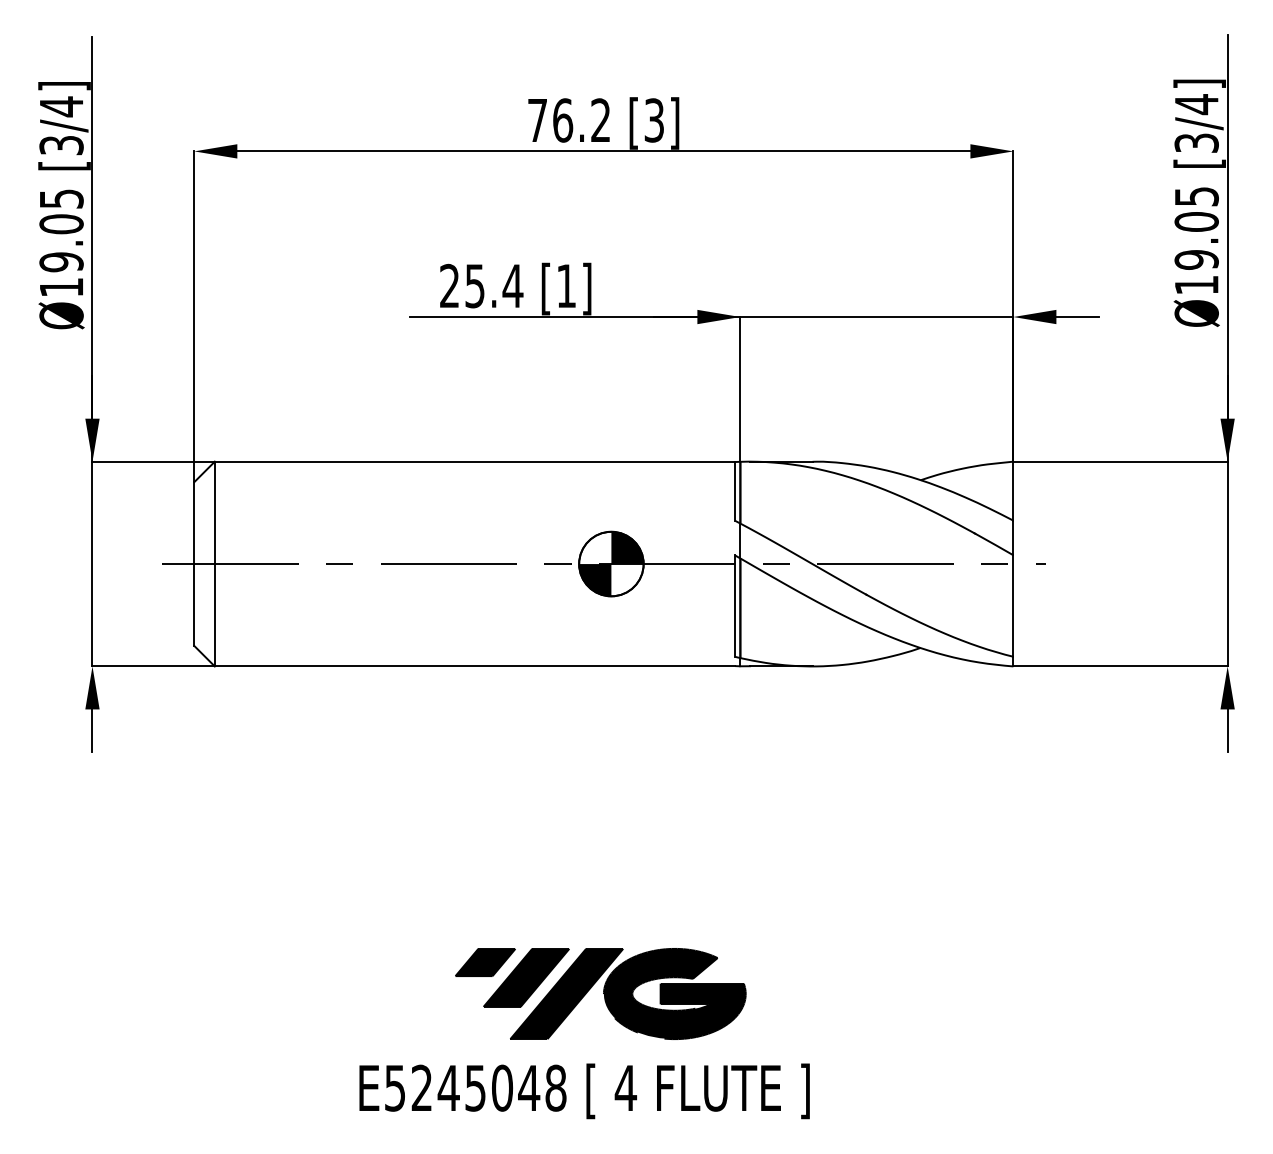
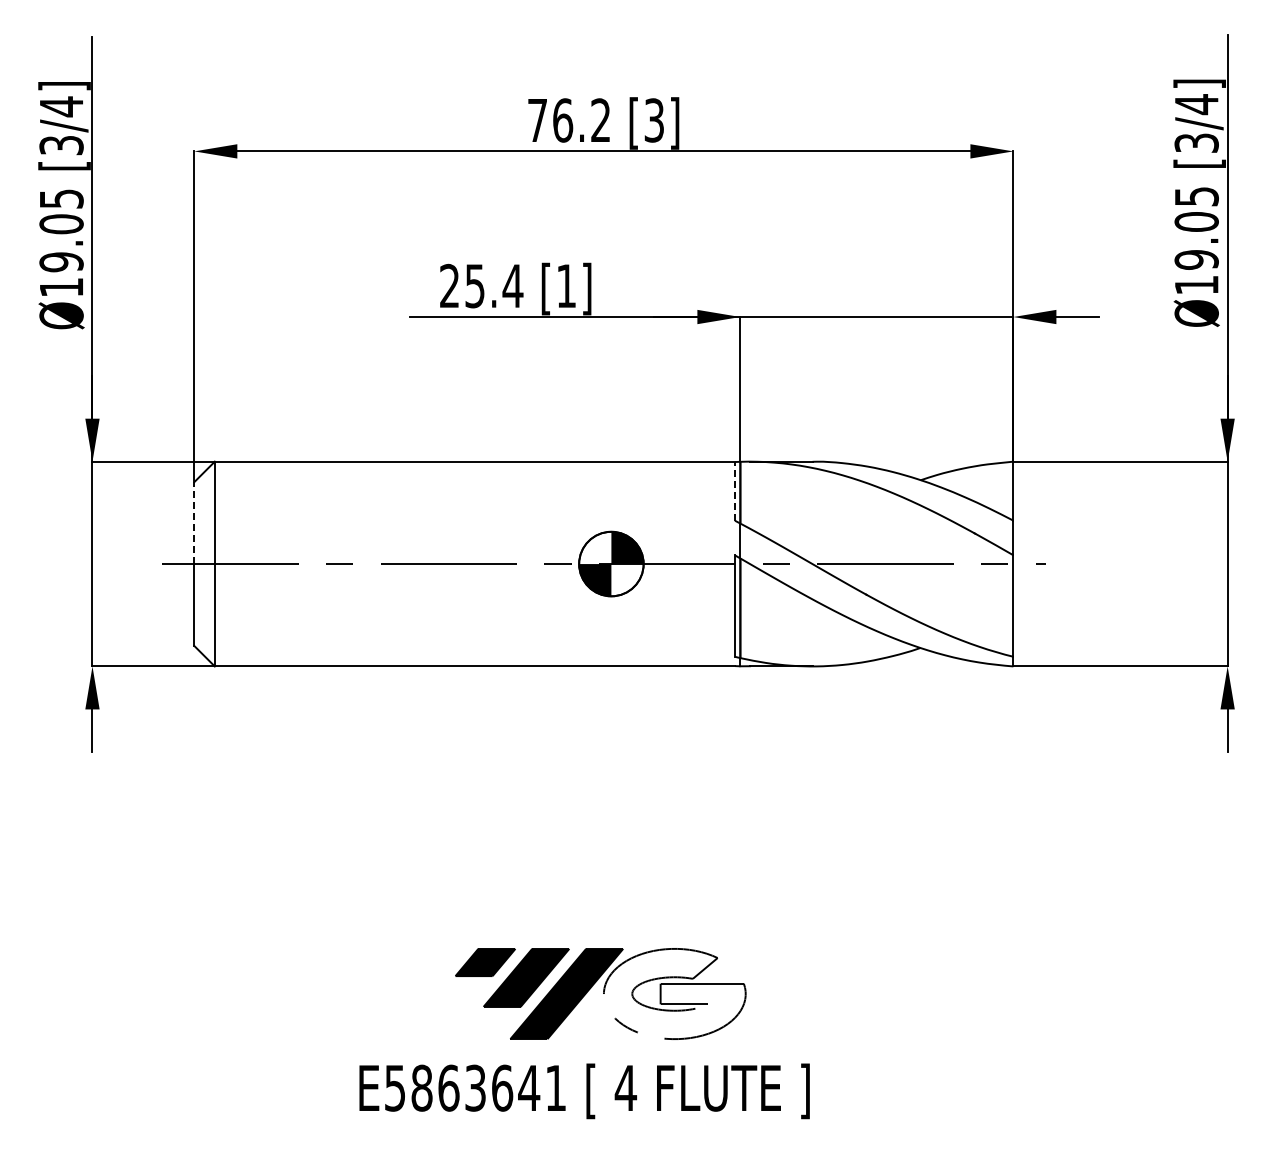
line: solid -> dashed (735, 491)
line: solid -> dashed (194, 523)
fill: present -> none (674, 993)
text: E5245048 -> E5863641 (488, 1087)
